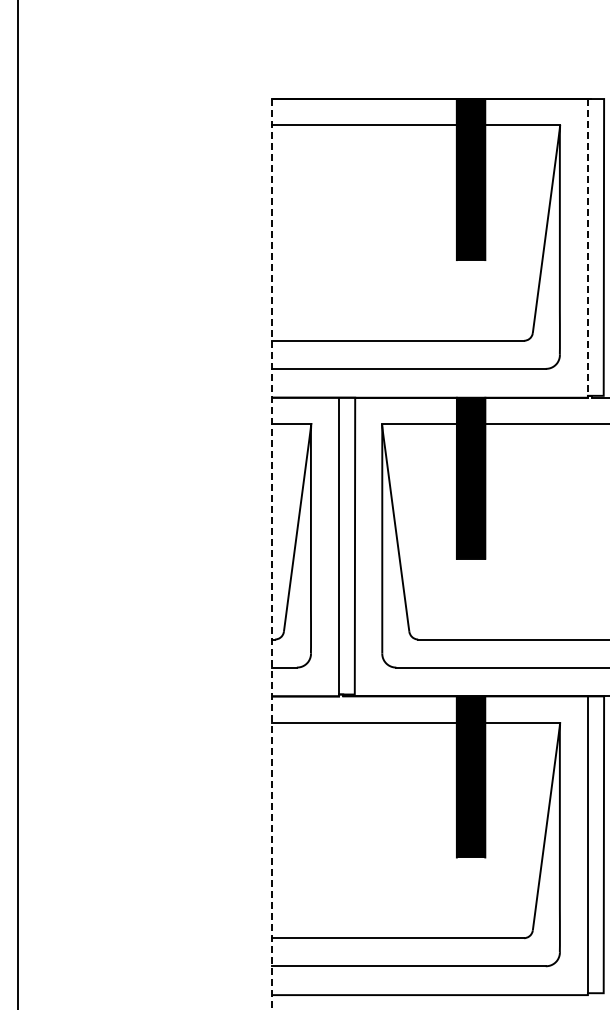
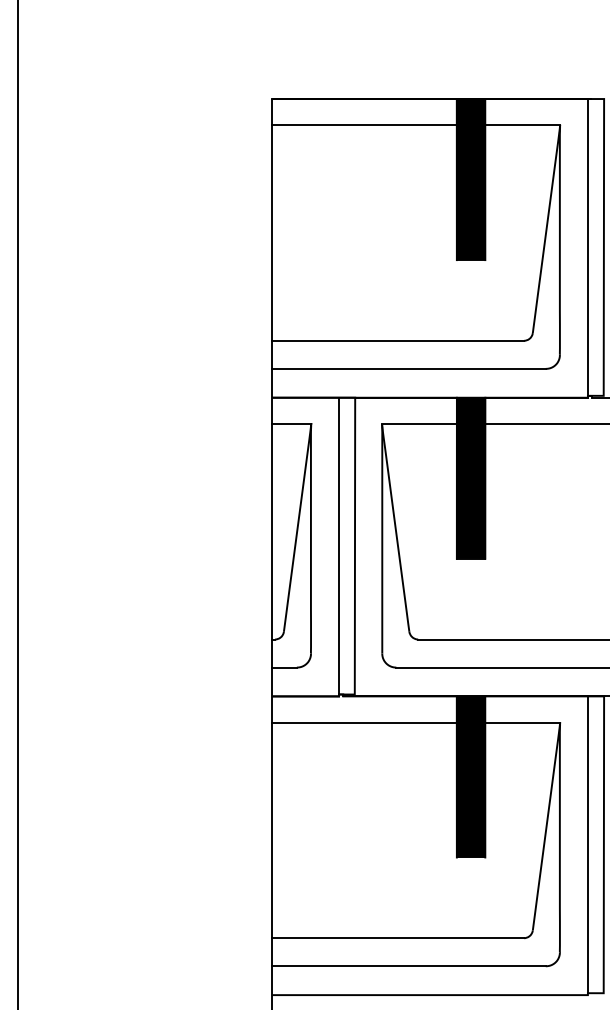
line: dashed -> solid (588, 247)
line: dashed -> solid (272, 554)
